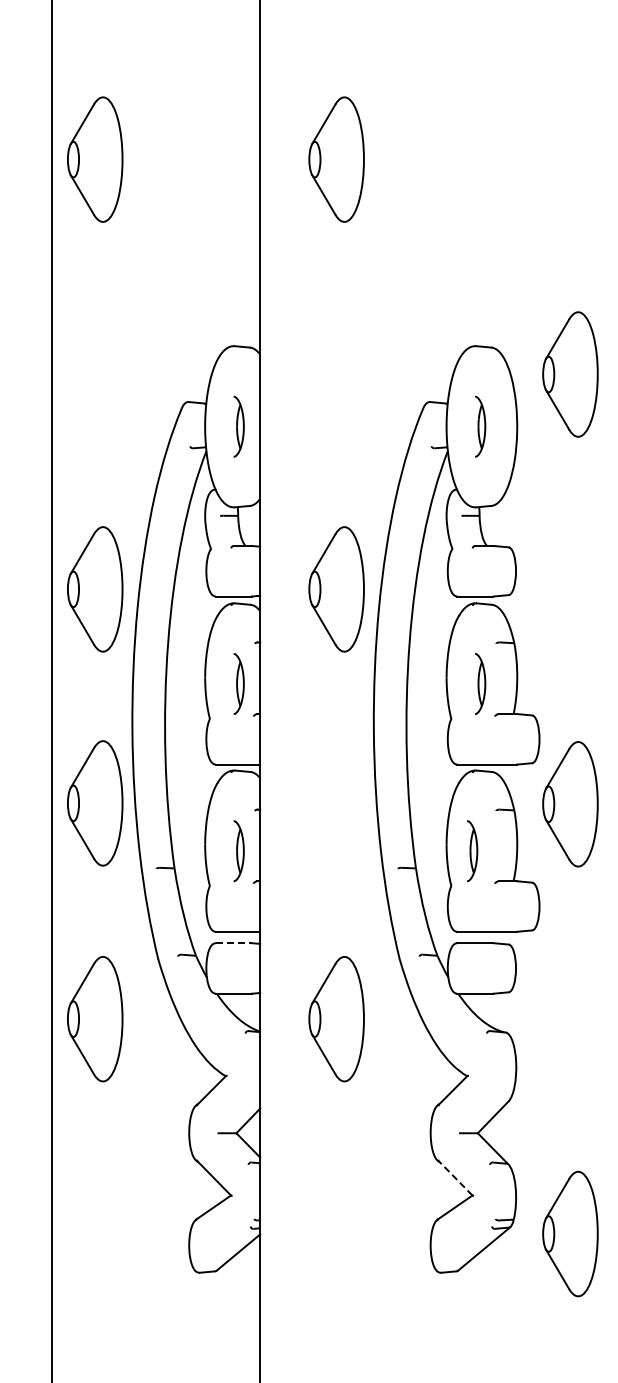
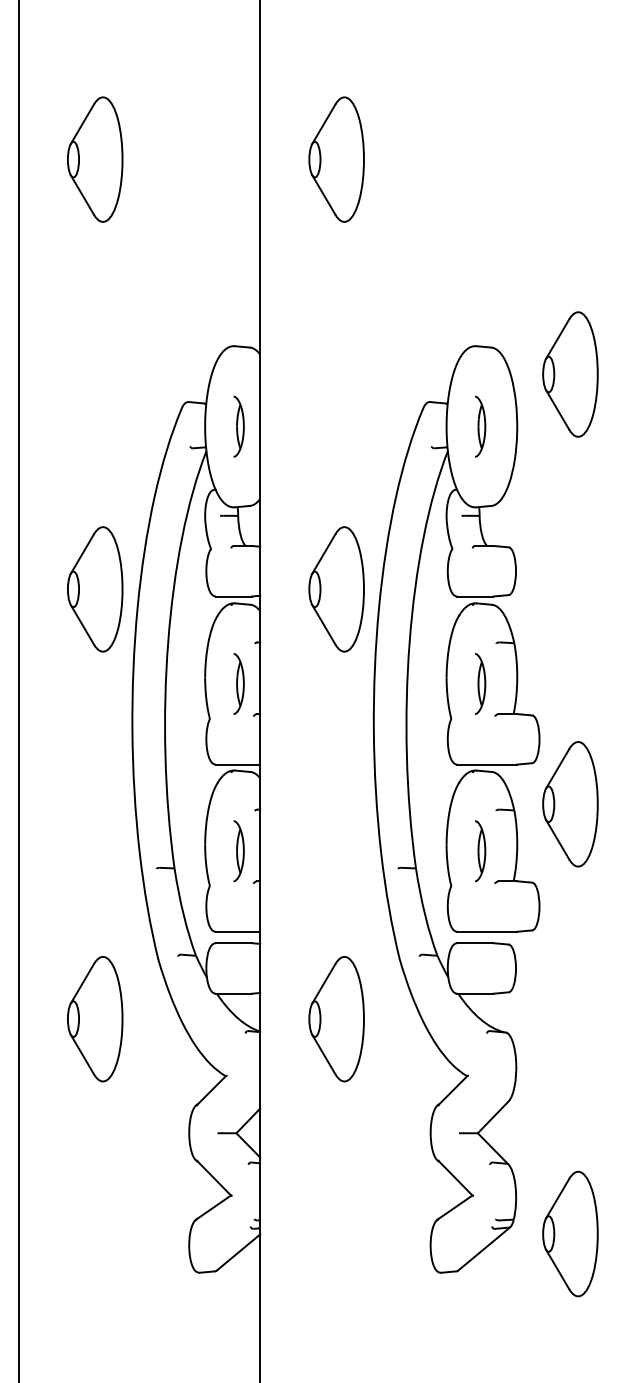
line position: (51, 690) -> (18, 690) (18, 690)
part: present -> none (95, 803)
part position: (472, 851) -> (480, 851) (480, 851)
line: dashed -> solid (233, 943)
line: dashed -> solid (455, 1178)
